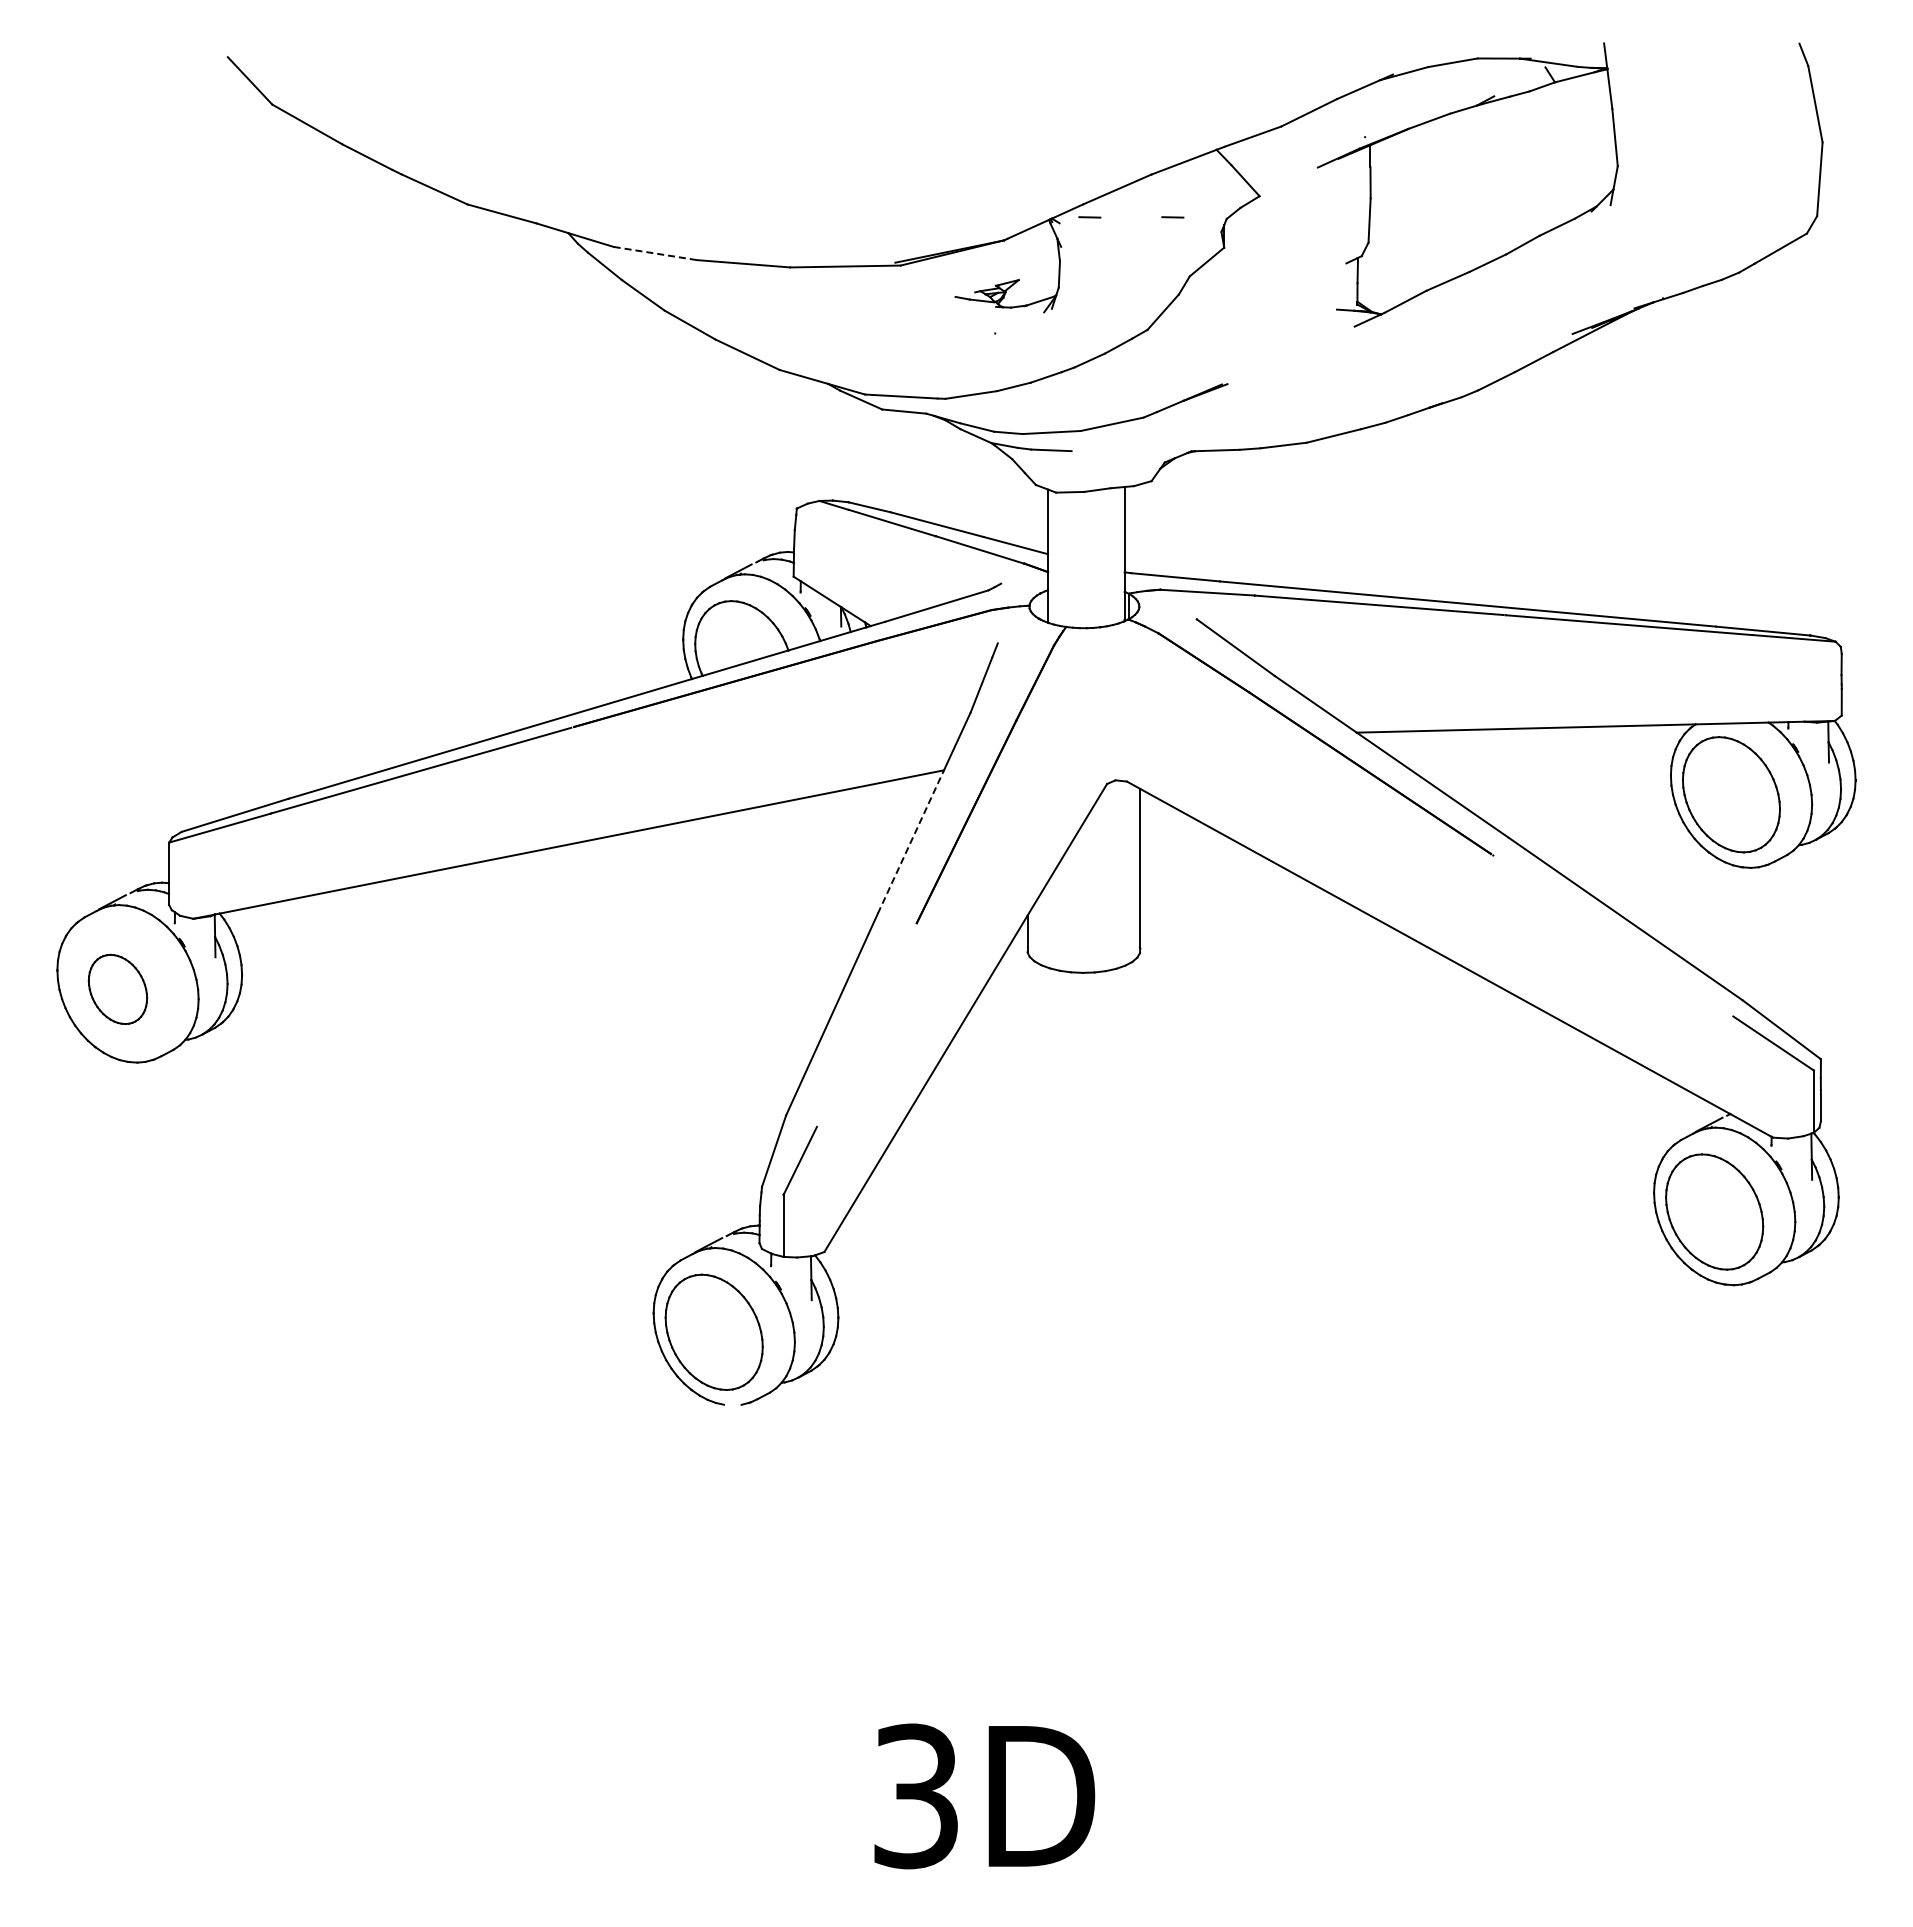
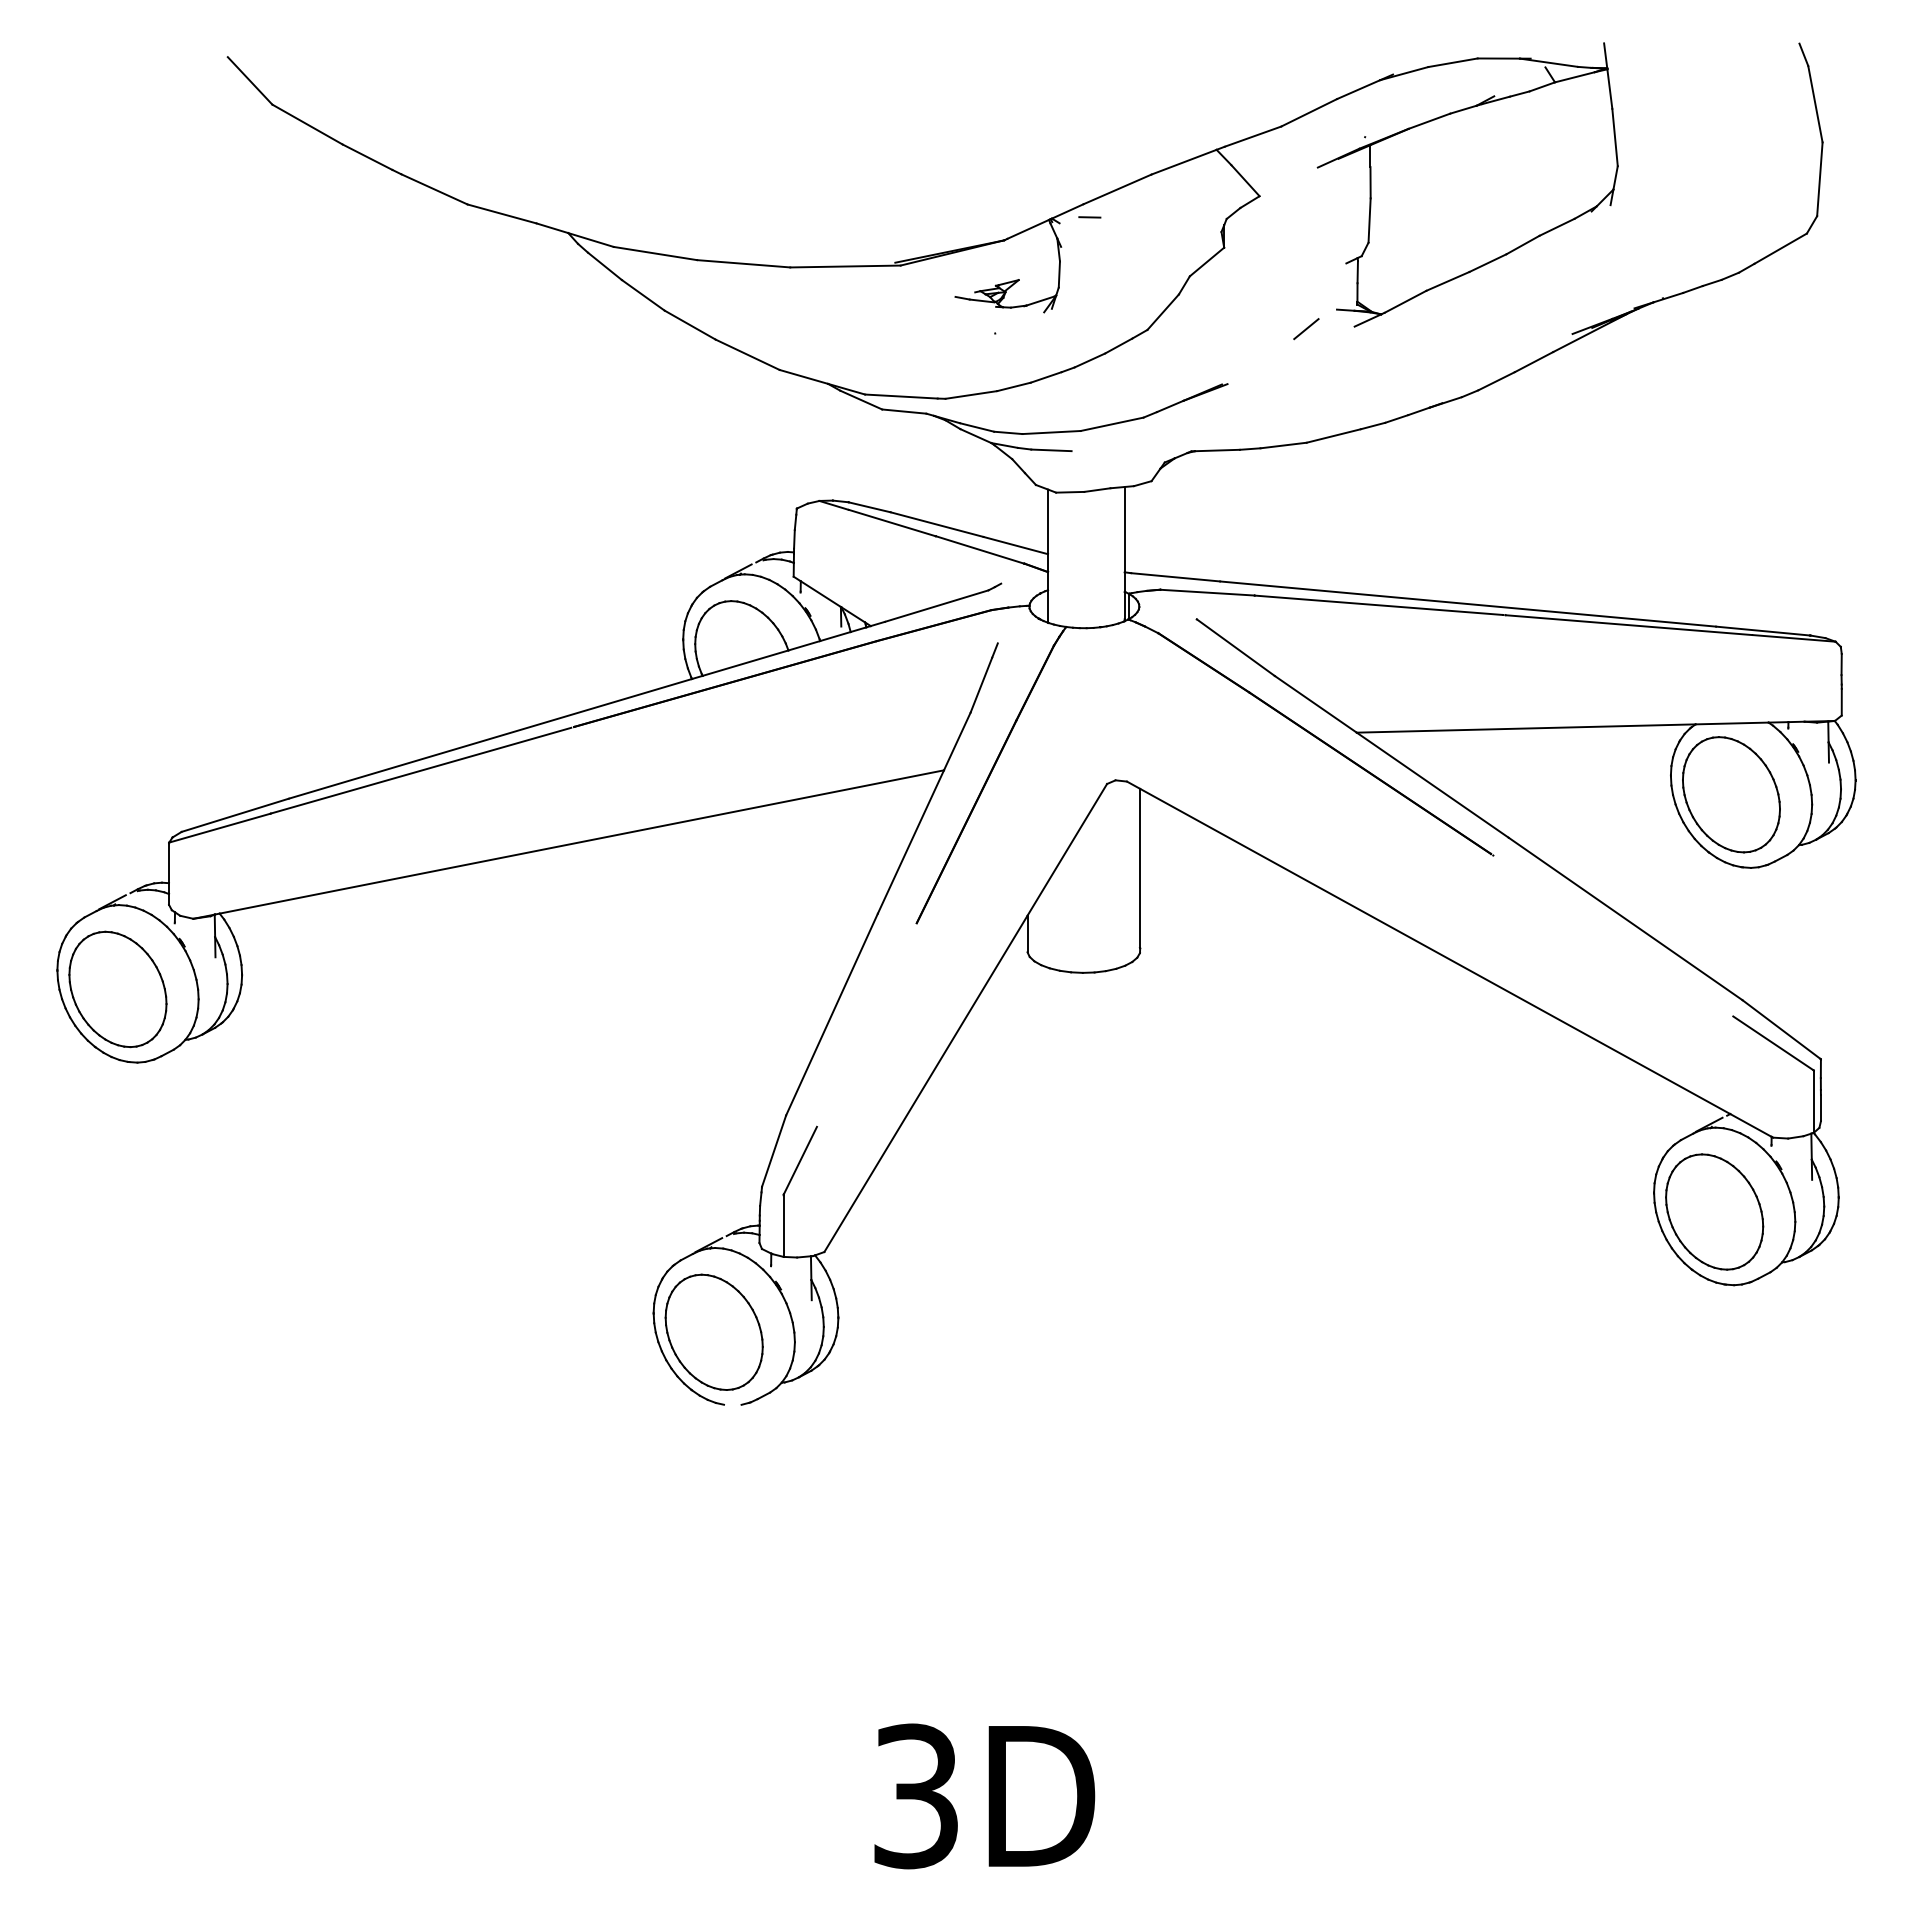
line: present -> none (1172, 217)
line: dashed -> solid (655, 253)
line: none -> present (1306, 329)
line: dashed -> solid (910, 842)
part size: 62x72 px -> 100x119 px (117, 989)
